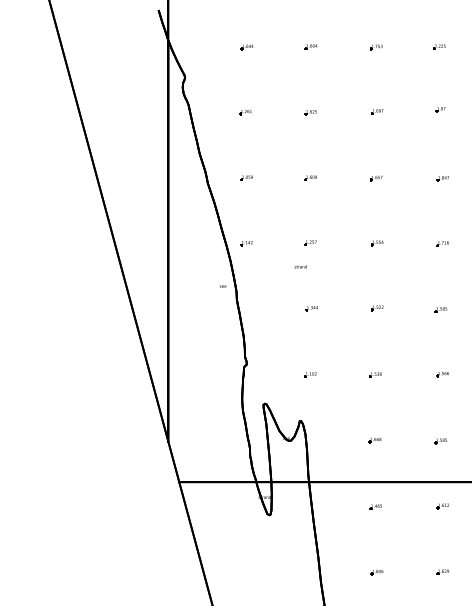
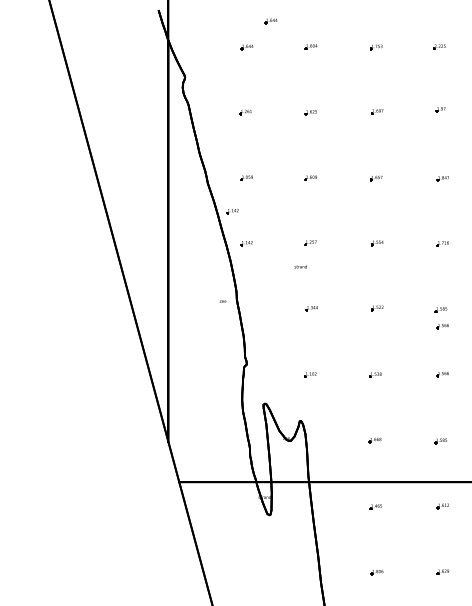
part: none -> present (270, 21)
part: none -> present (232, 211)
text position: (222, 286) -> (222, 301) (222, 301)
part: none -> present (442, 326)
